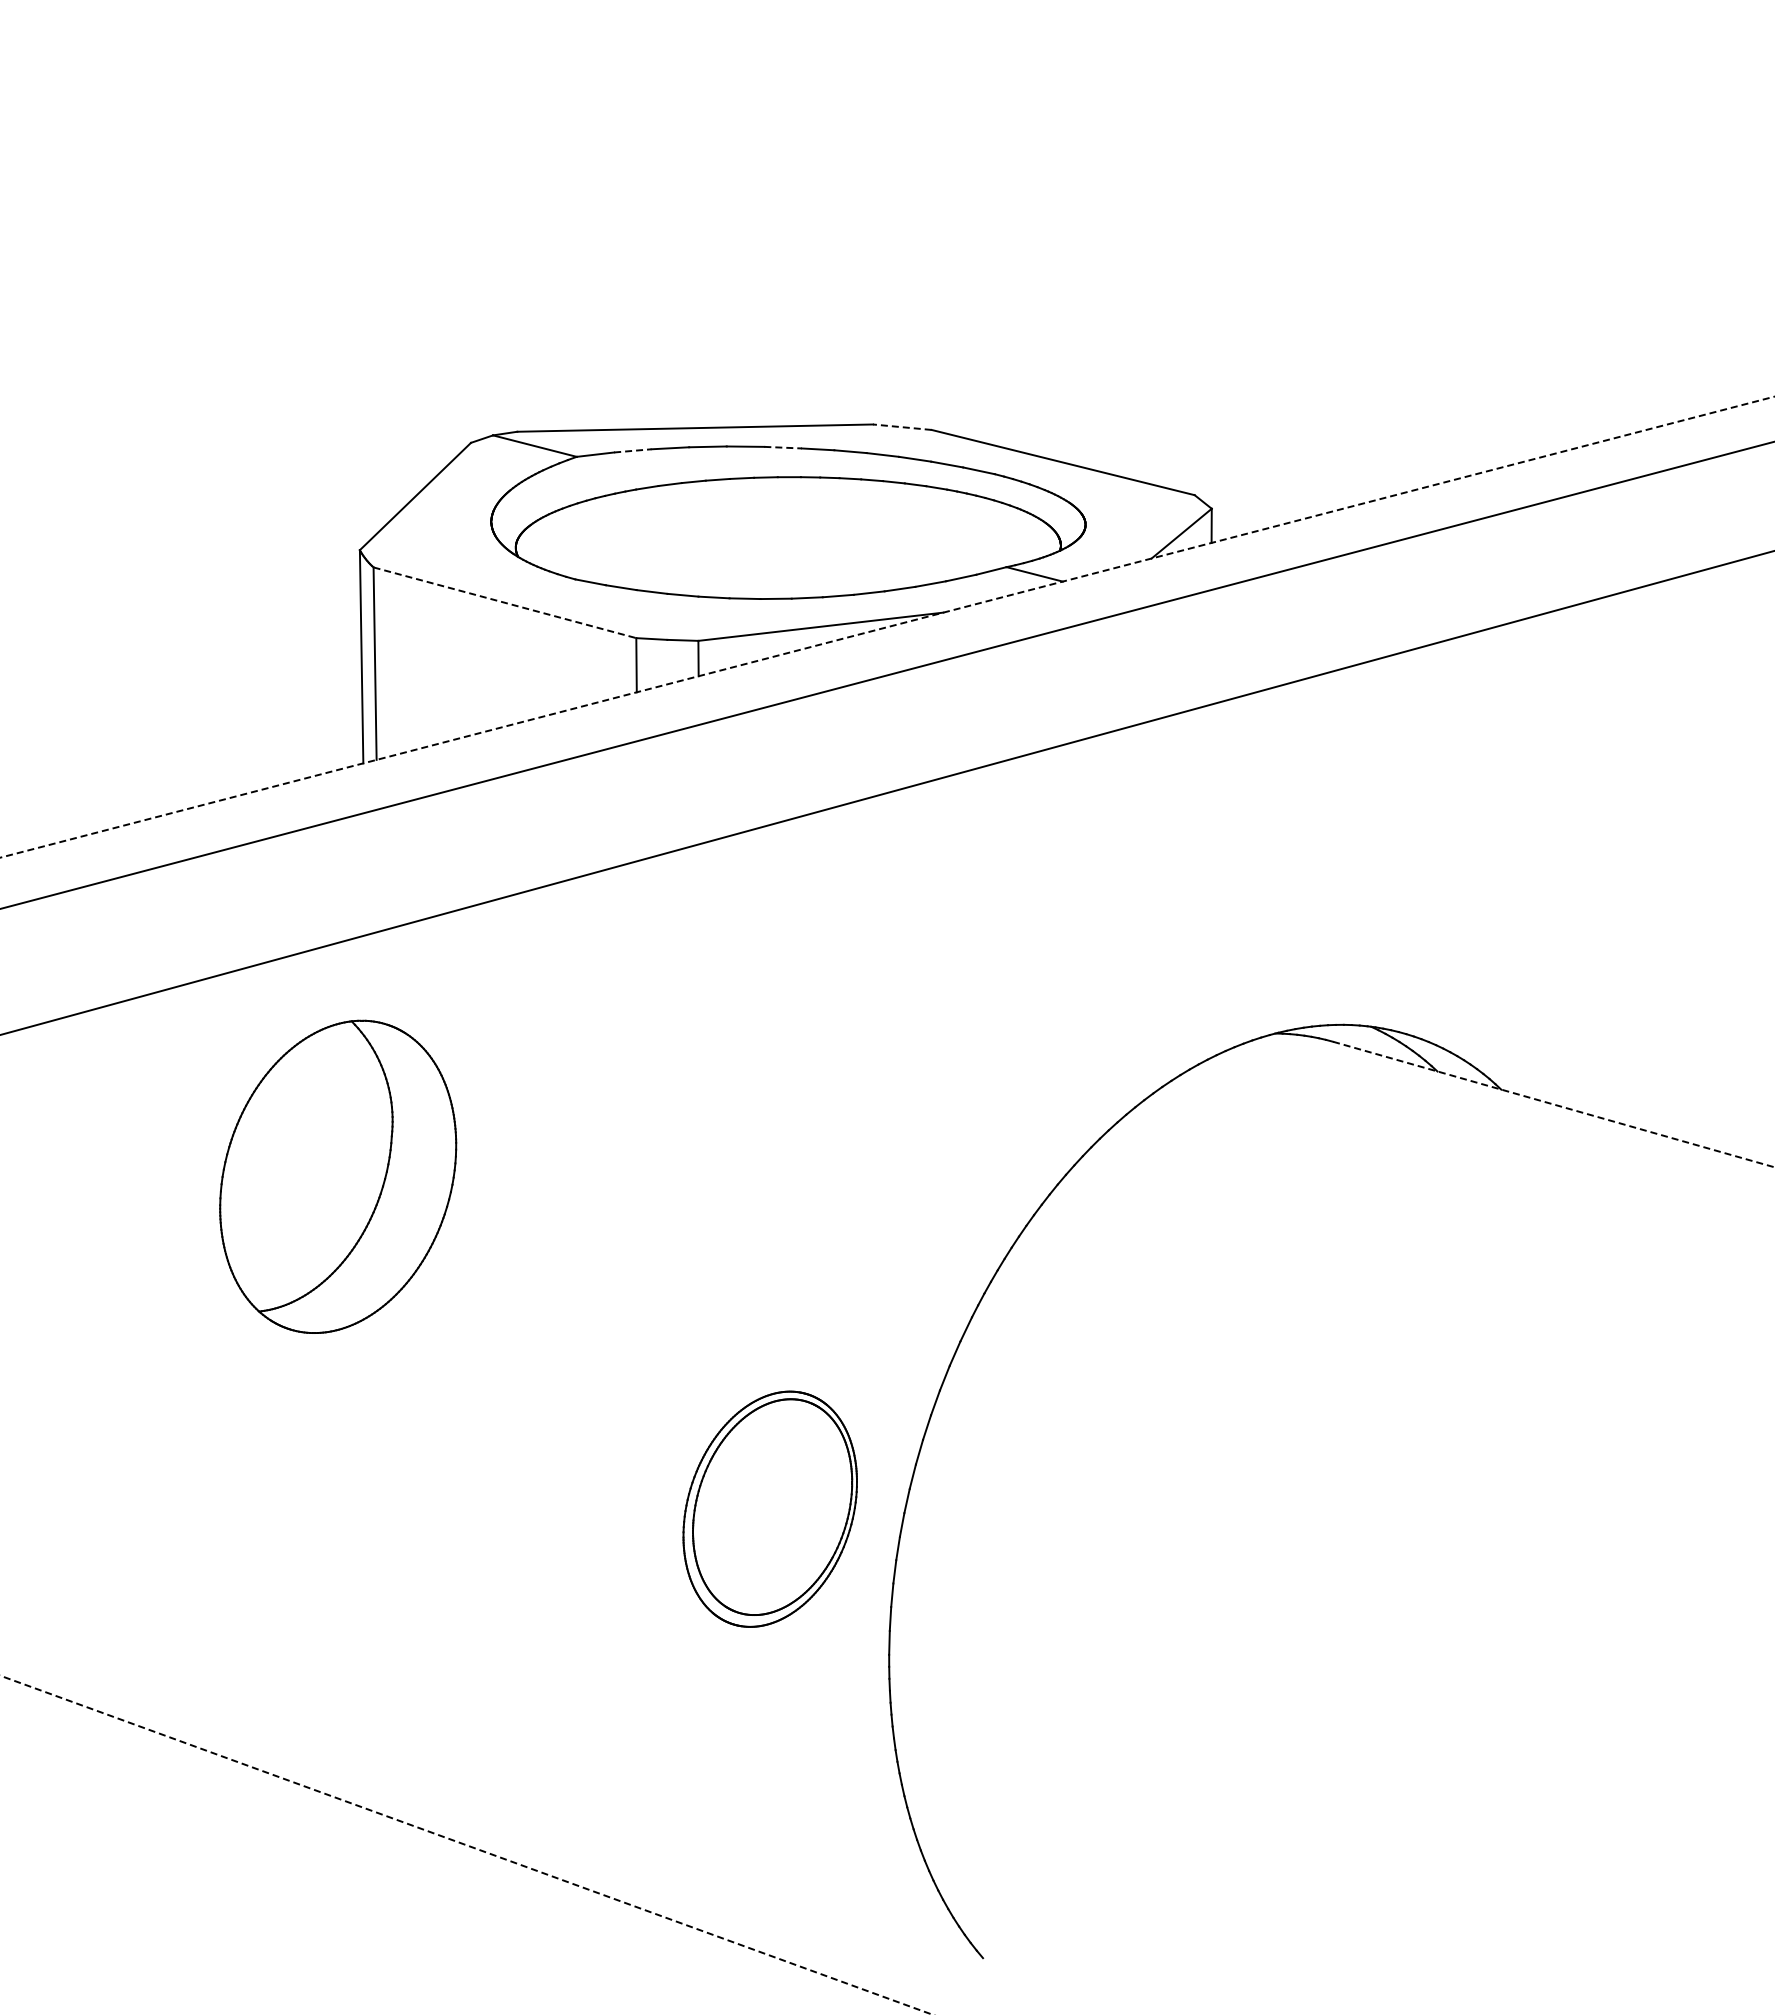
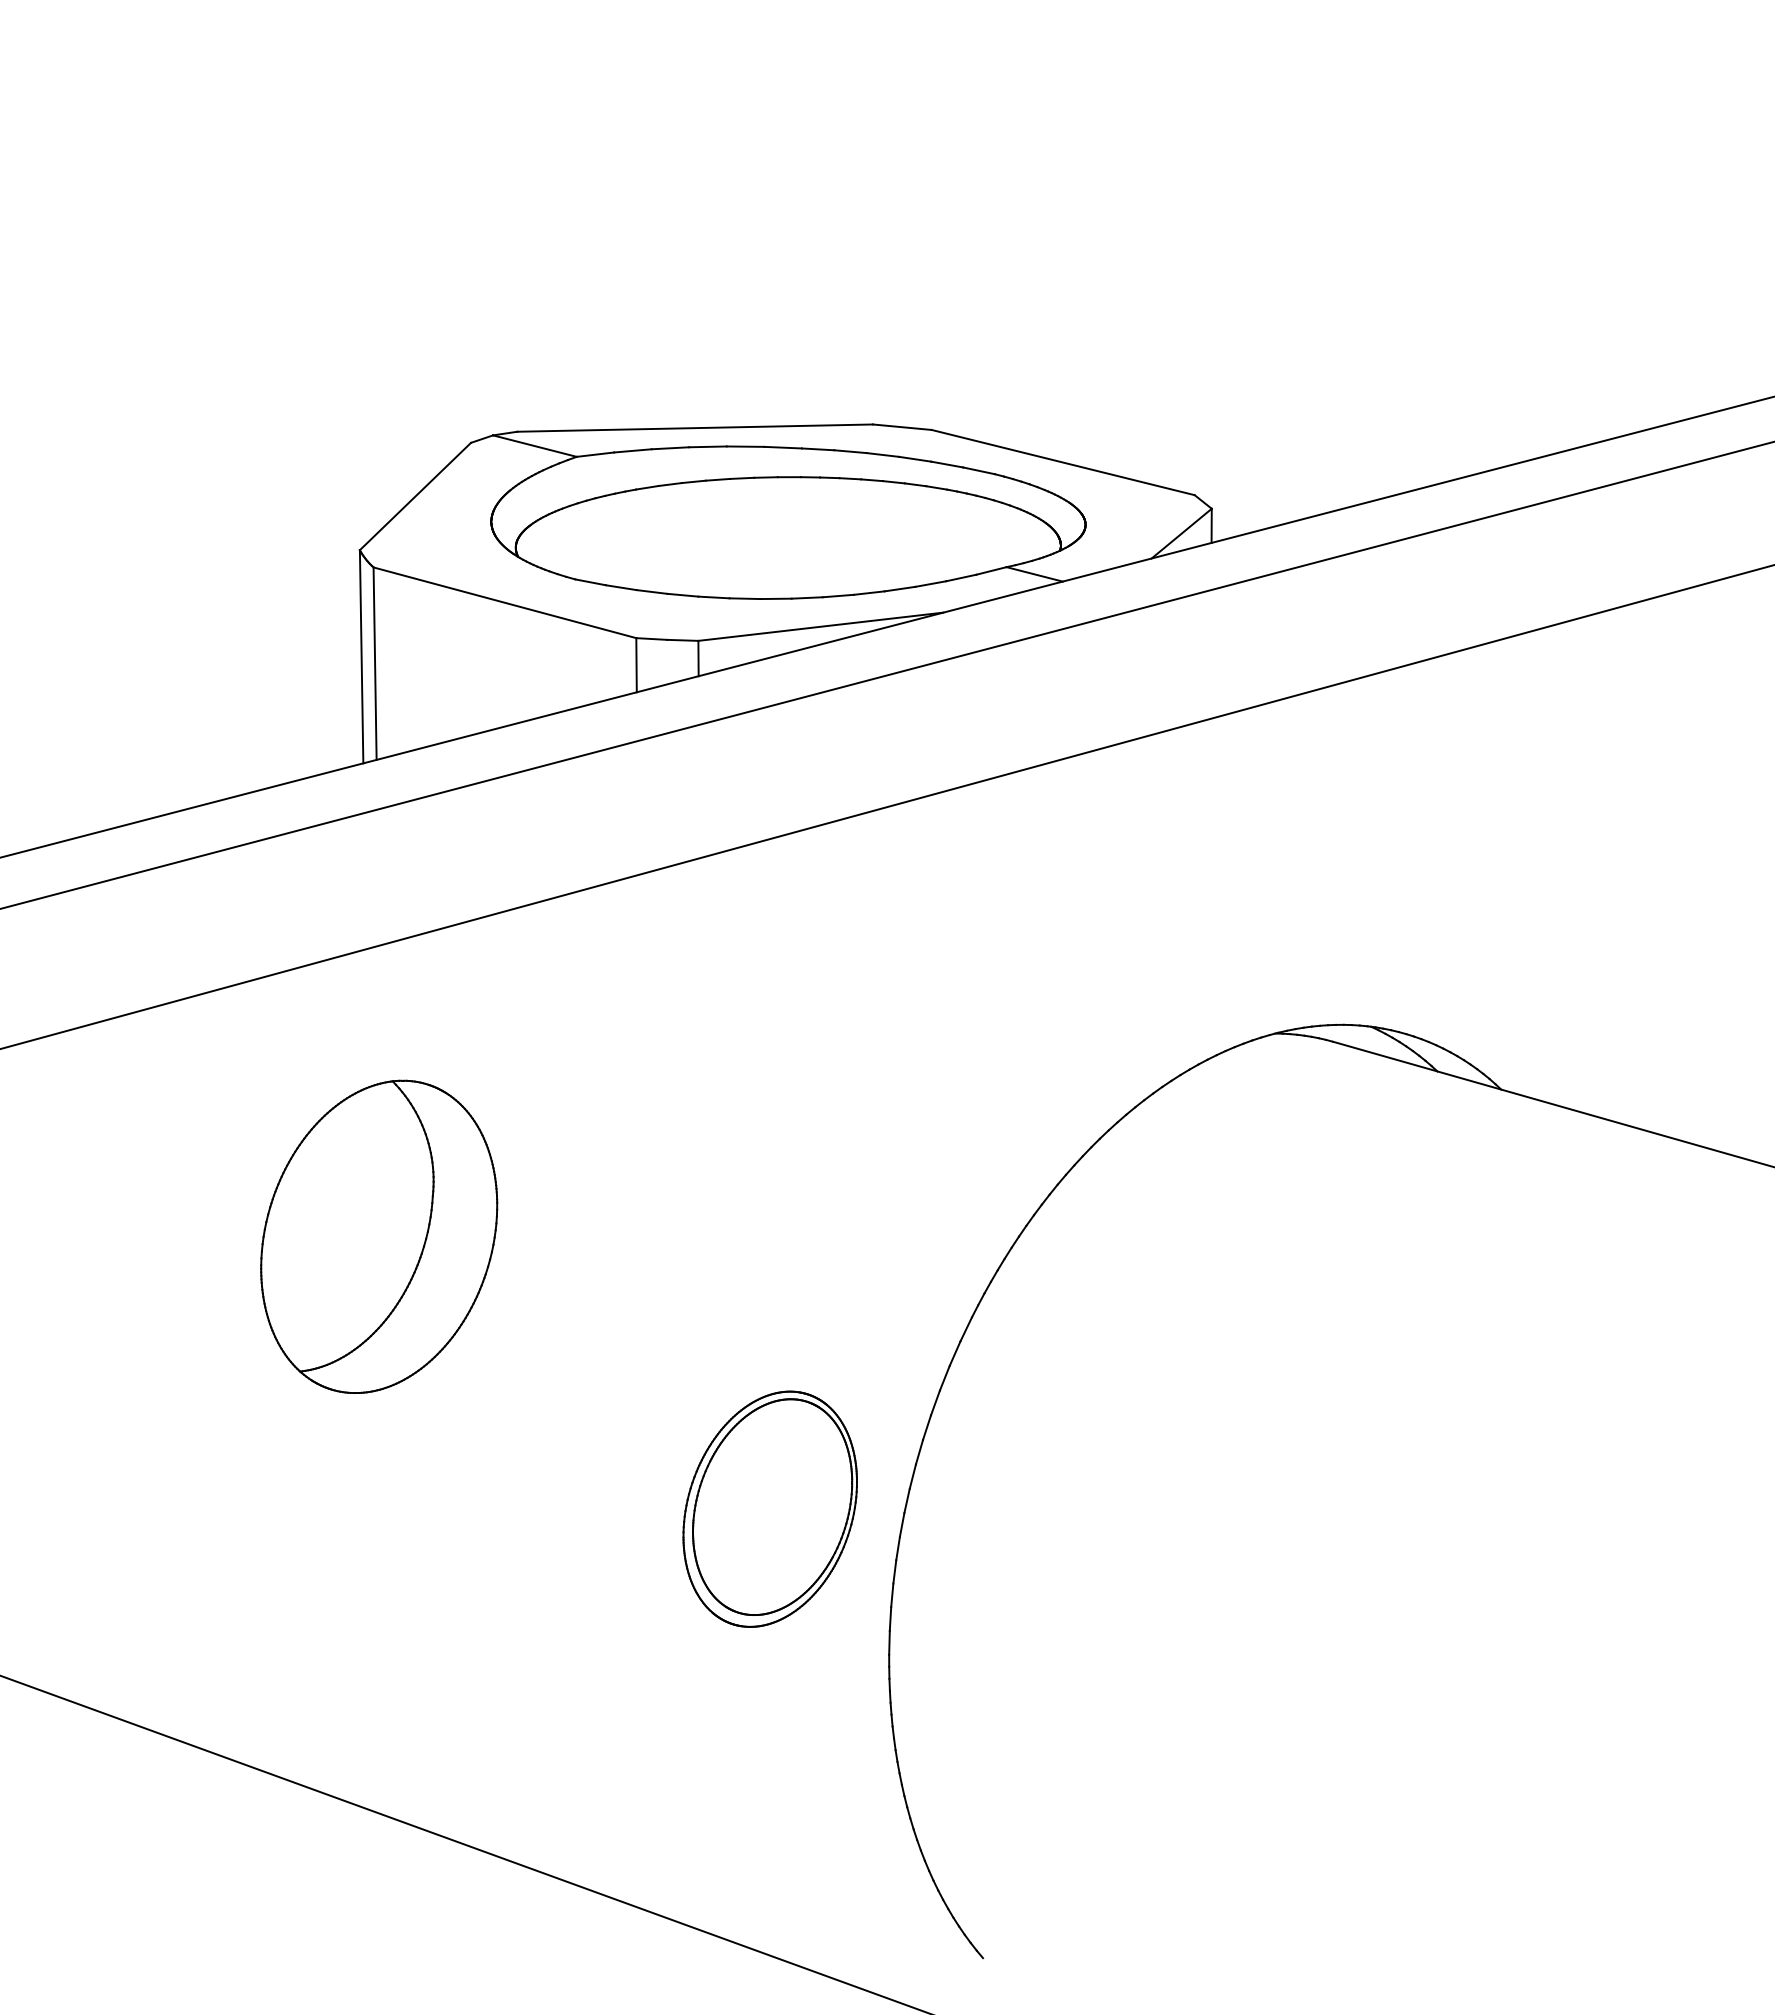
line: dashed -> solid (901, 427)
line: dashed -> solid (783, 447)
line: dashed -> solid (632, 450)
line: dashed -> solid (505, 602)
line: dashed -> solid (886, 627)
line position: (886, 792) -> (886, 806) (886, 806)
line: dashed -> solid (1554, 1104)
part position: (338, 1176) -> (379, 1236) (379, 1236)
line: dashed -> solid (467, 1845)
